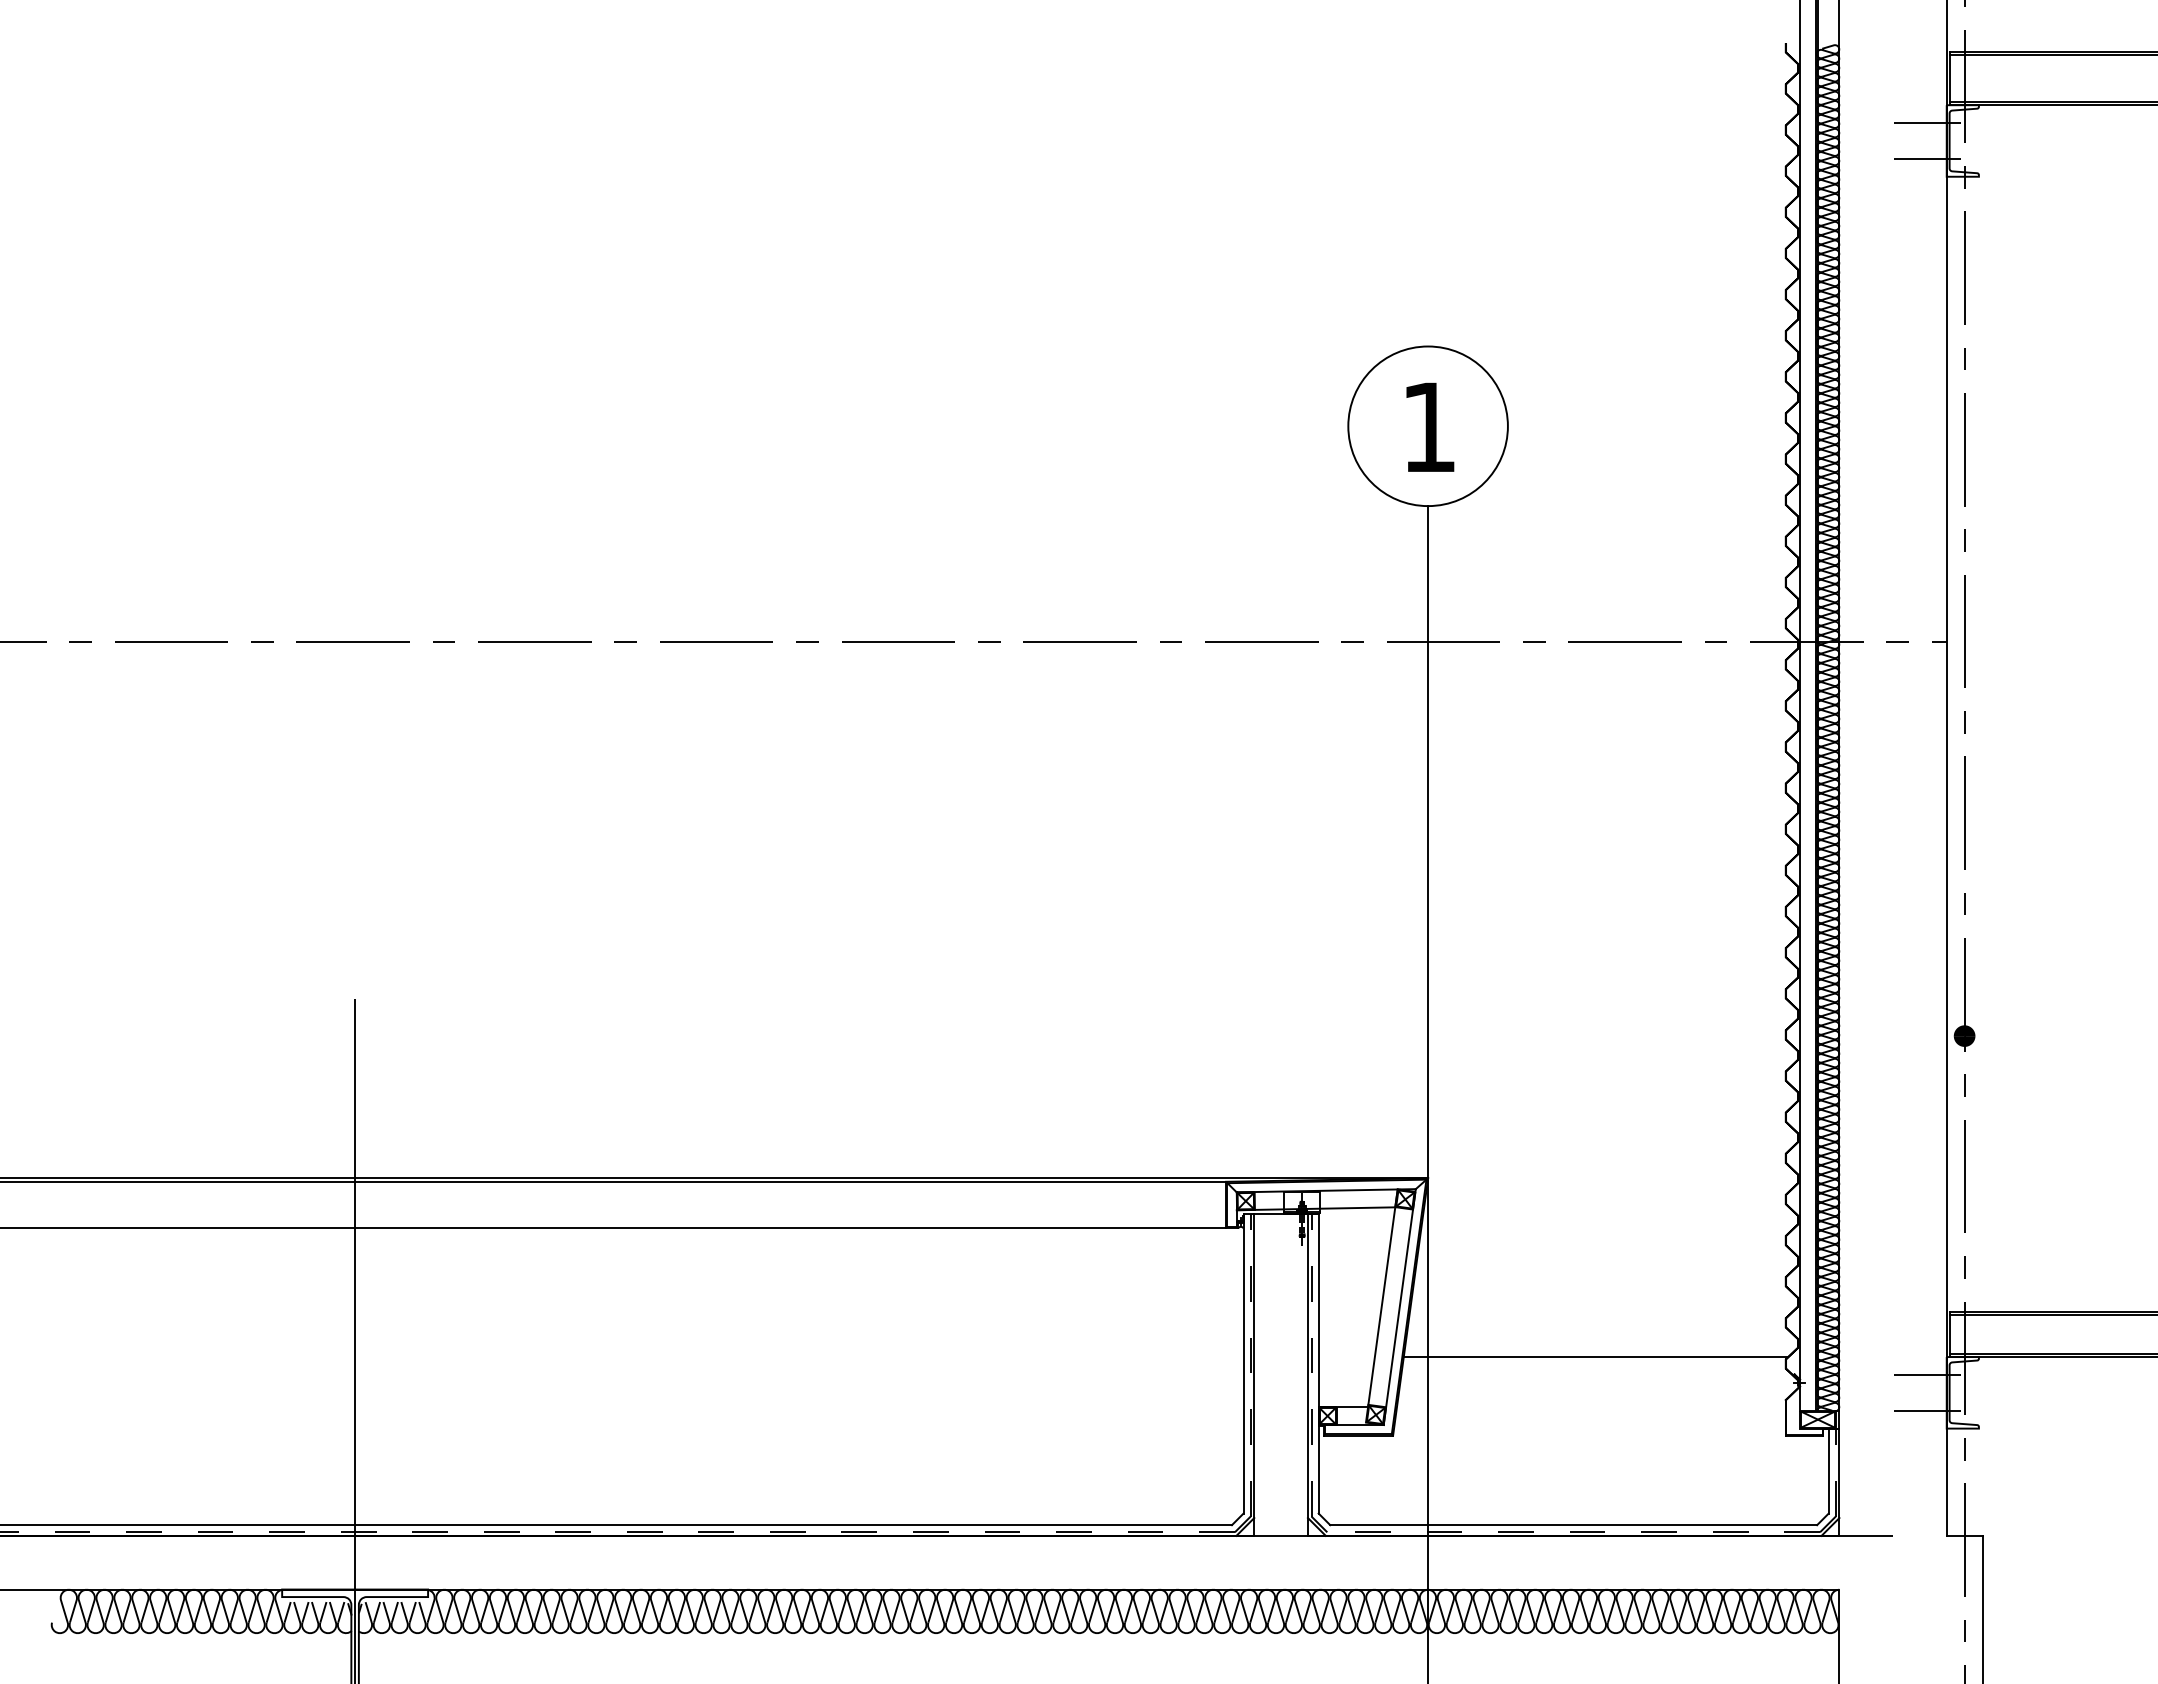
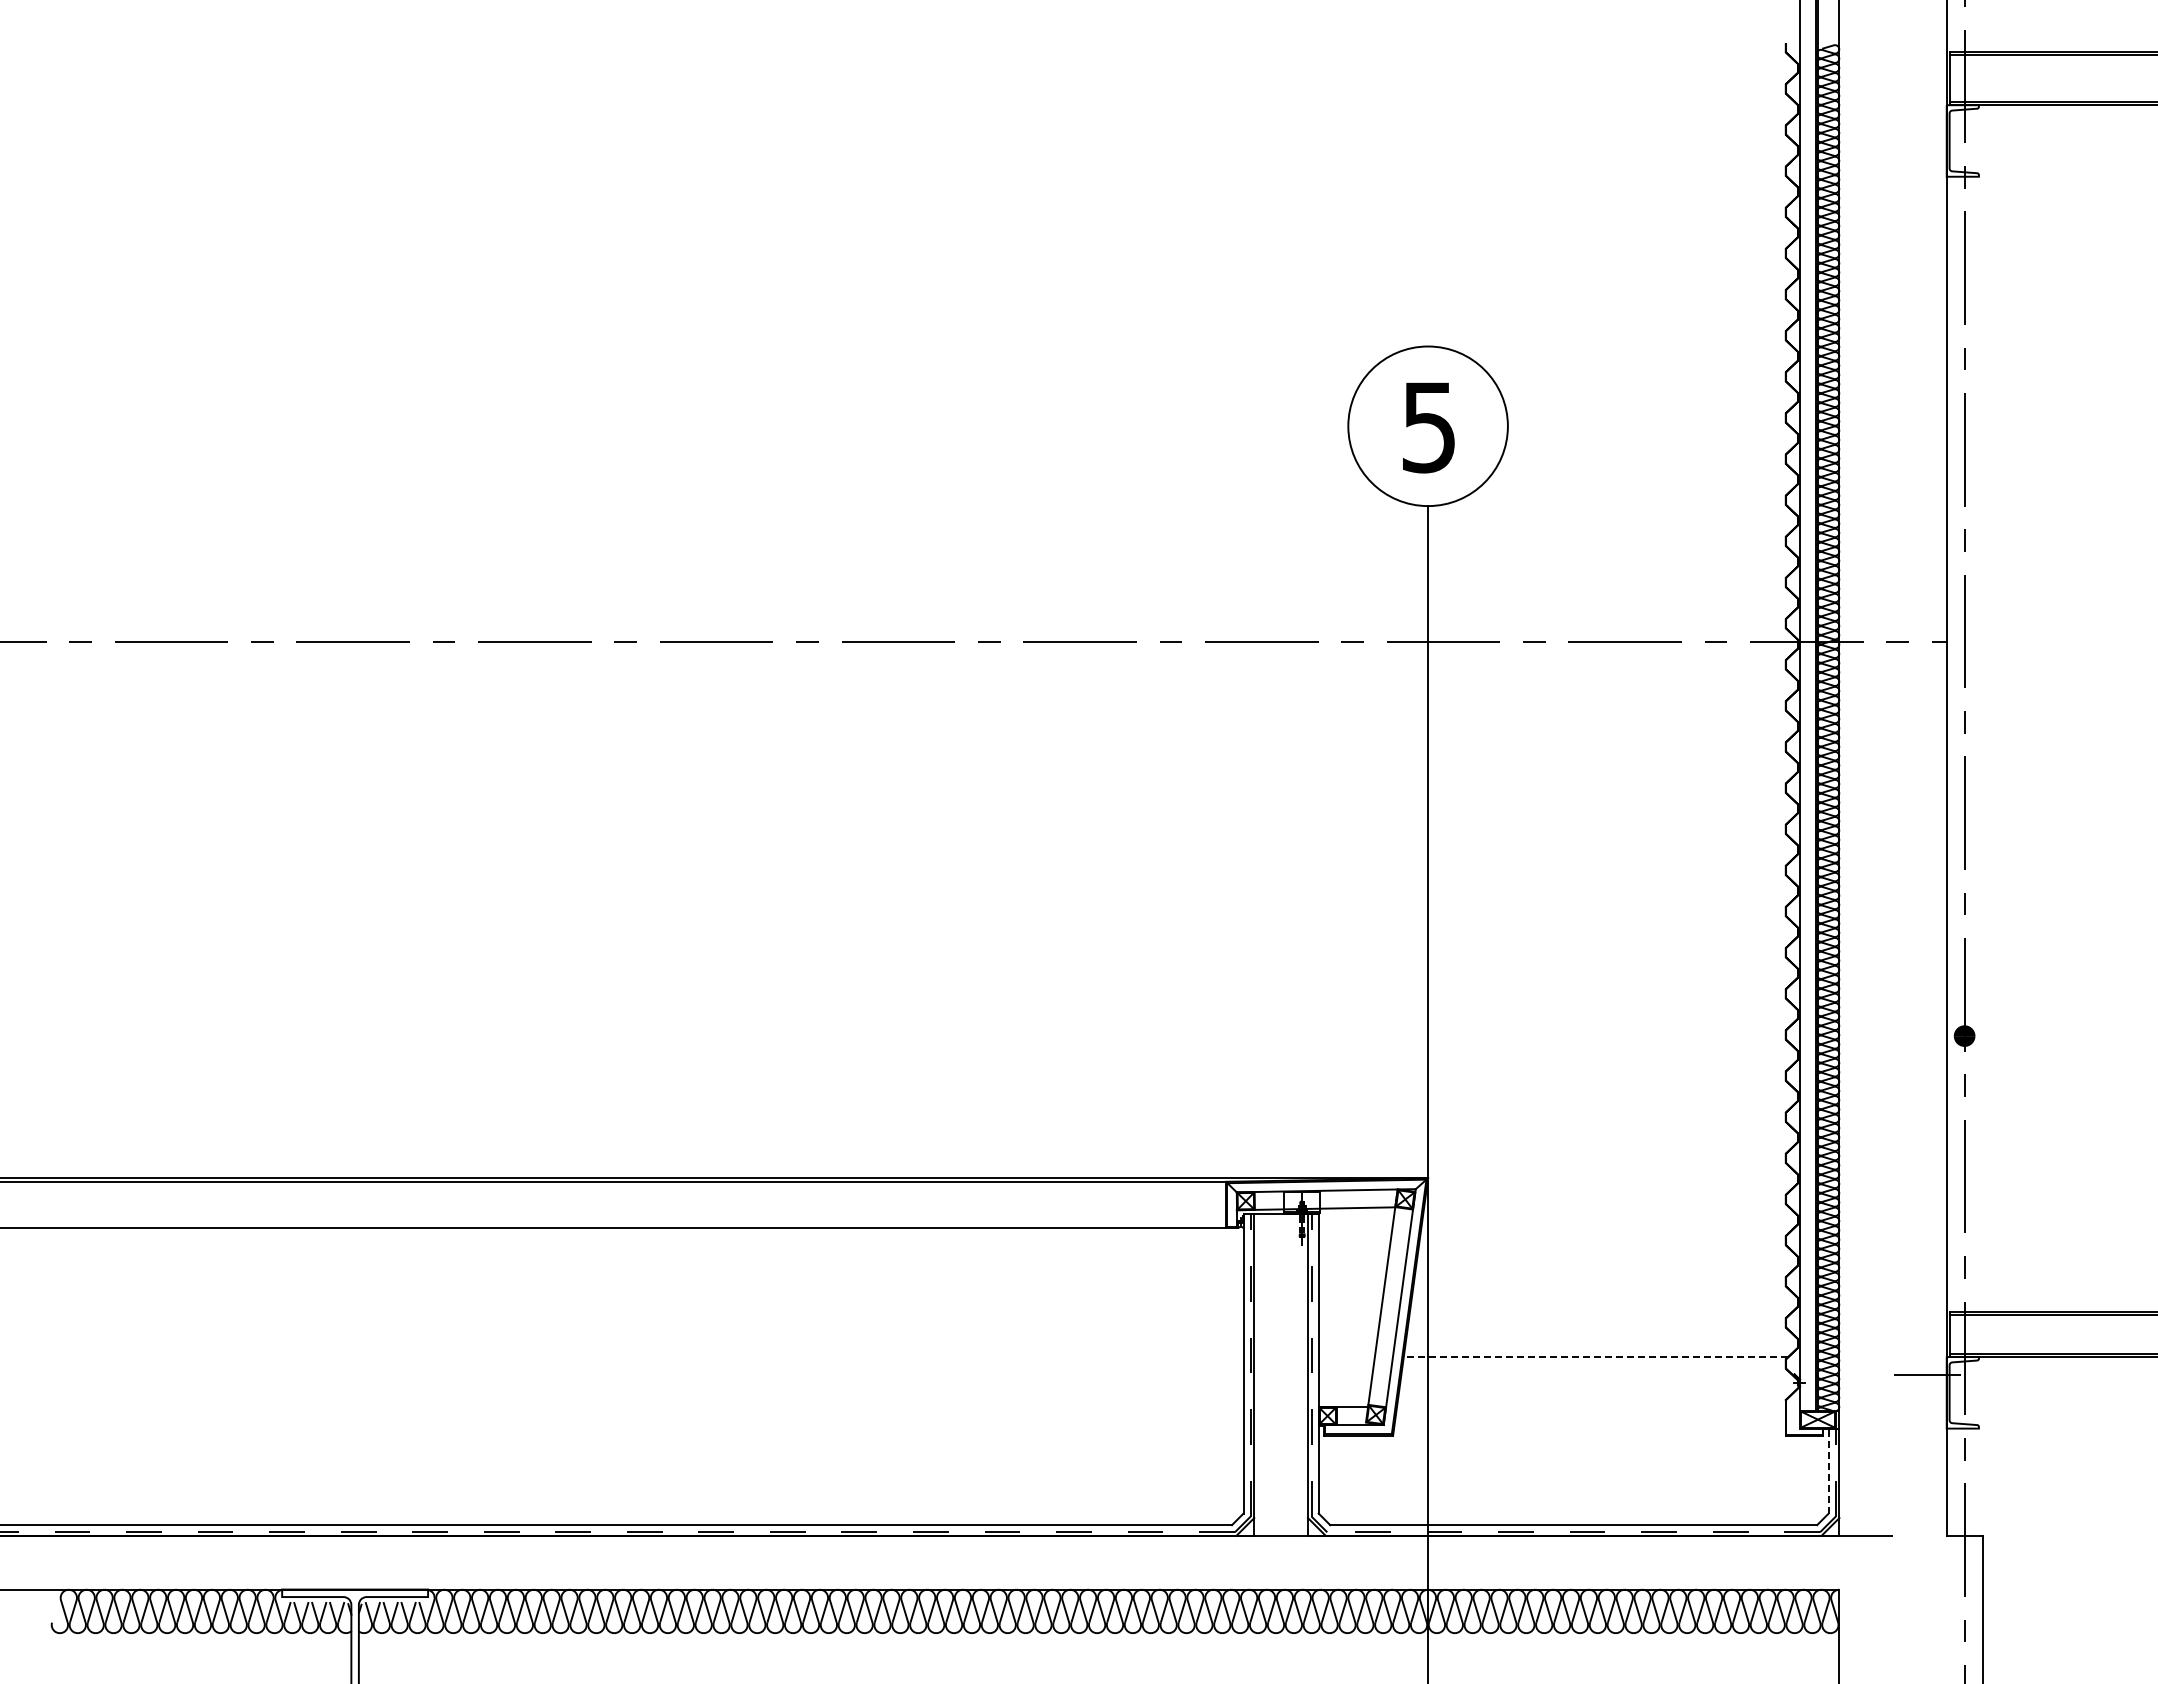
line: present -> none (1927, 123)
line: present -> none (1927, 158)
text: 1 -> 5 (1428, 427)
line: present -> none (355, 1339)
line: solid -> dashed (1595, 1357)
line: present -> none (1927, 1410)
line: solid -> dashed (1828, 1470)
